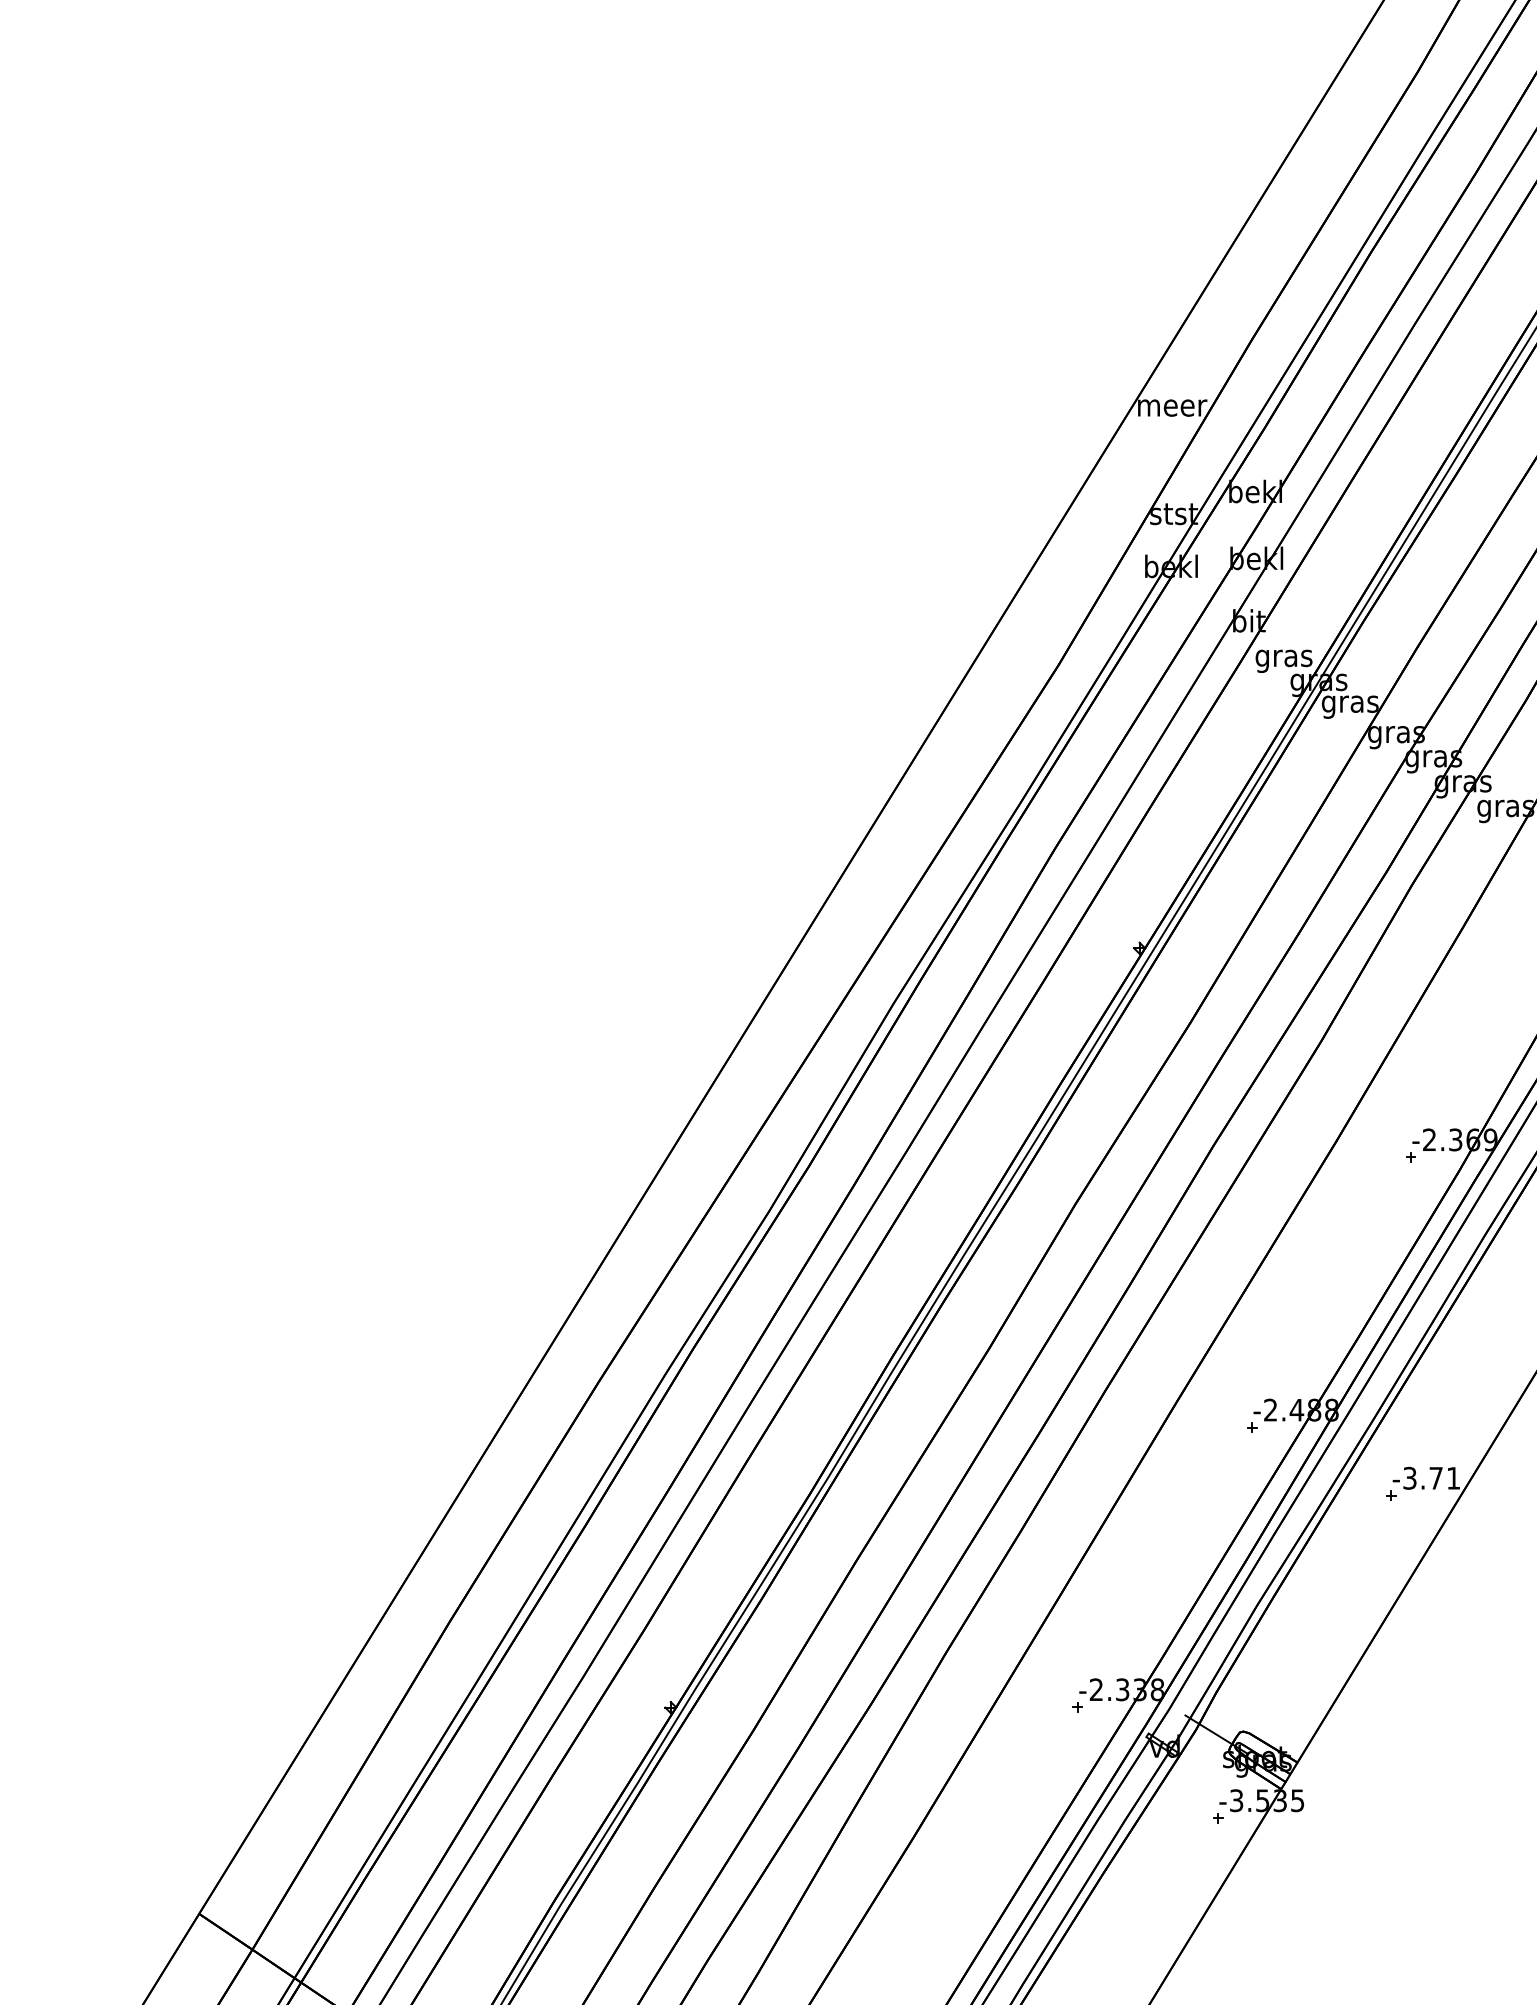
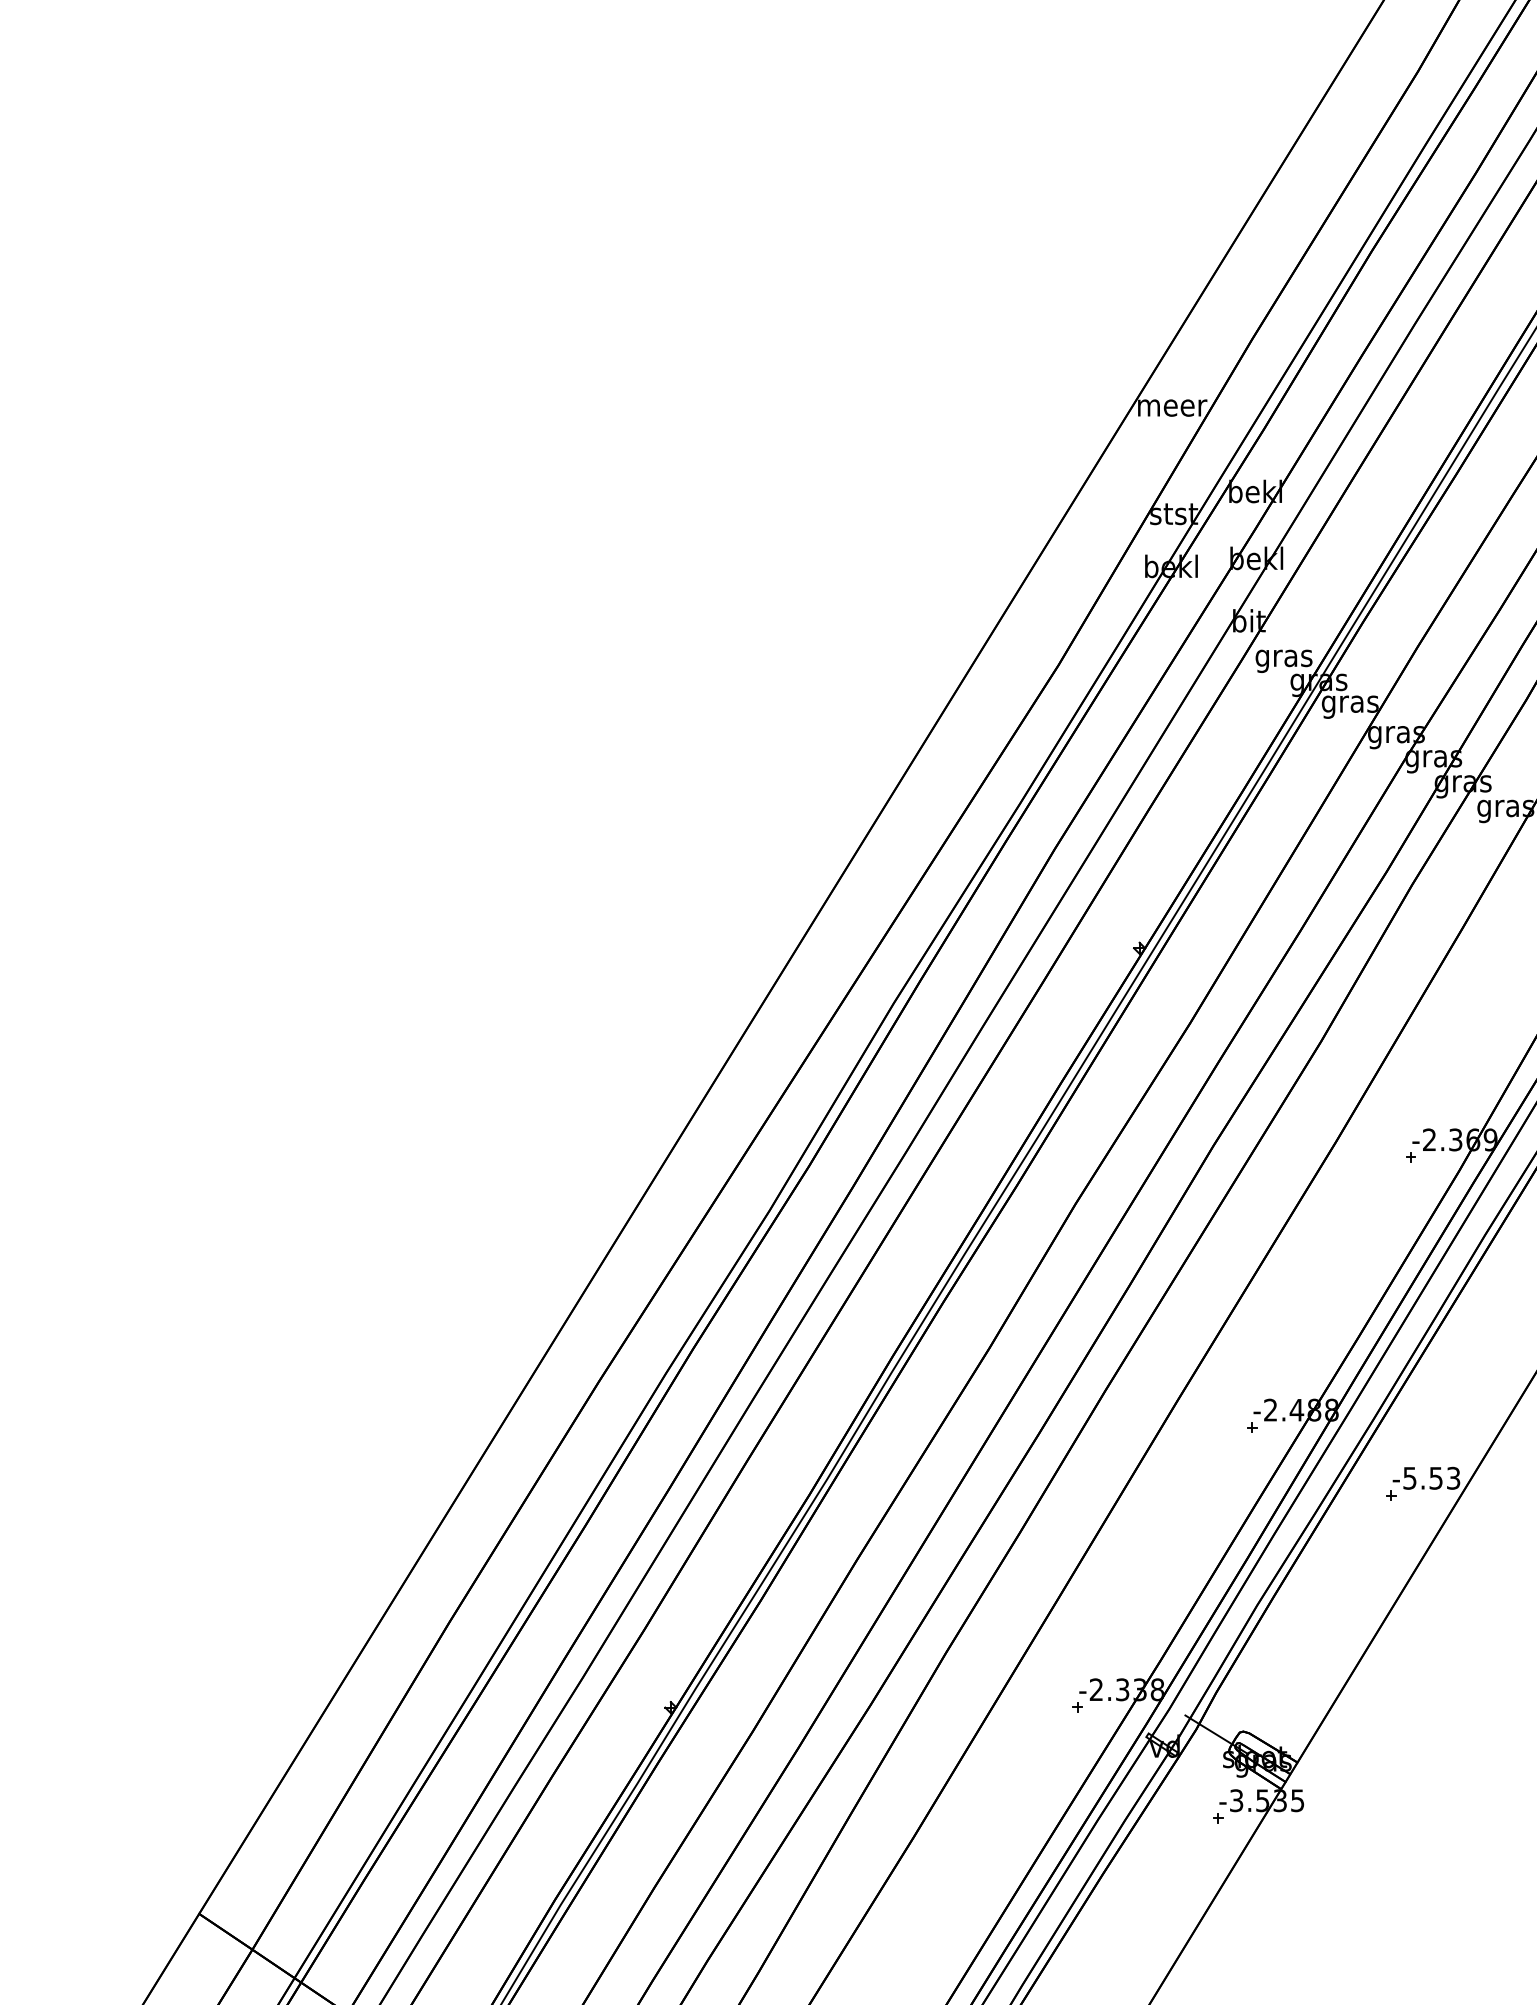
text: -3.71 -> -5.53 (1432, 1477)
